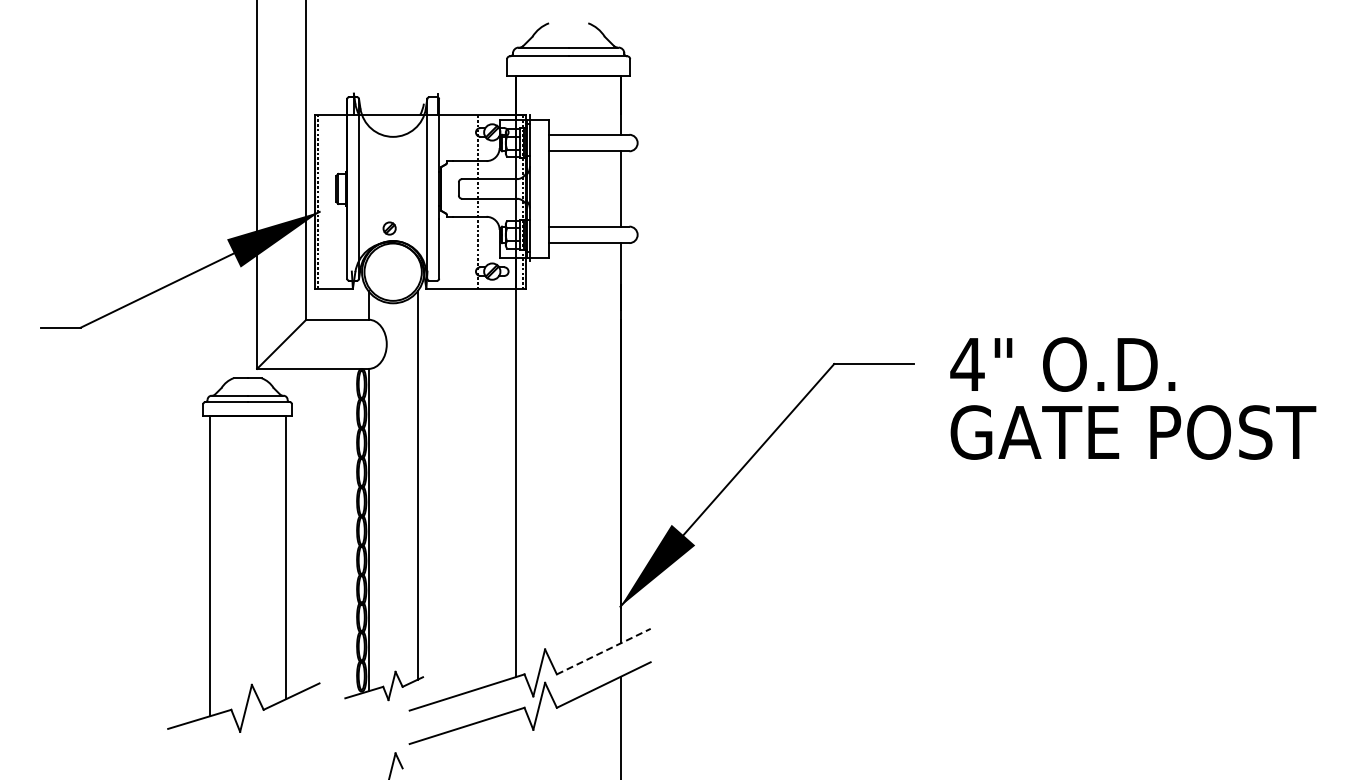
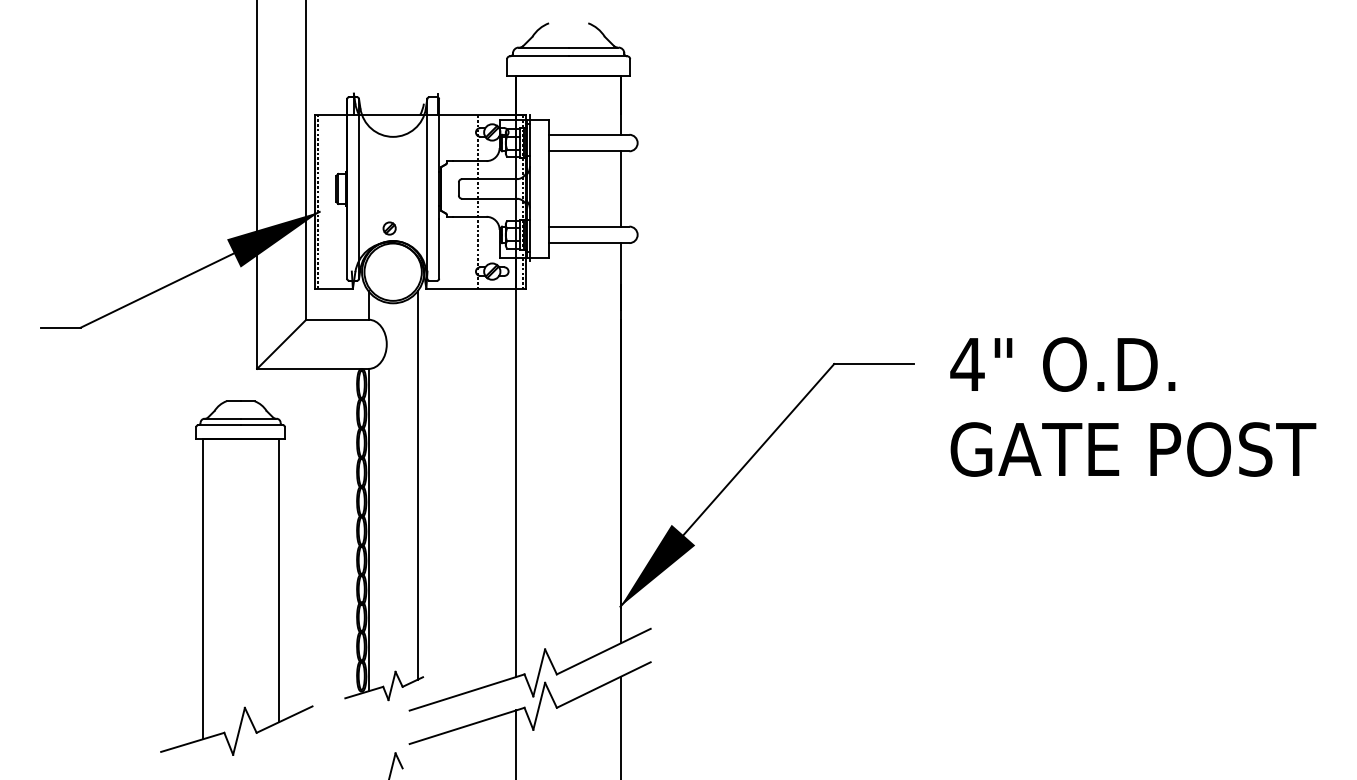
text position: (1133, 432) -> (1133, 449) (1133, 449)
part position: (243, 554) -> (236, 577) (236, 577)
line: dashed -> solid (604, 651)
line: none -> present (516, 743)
